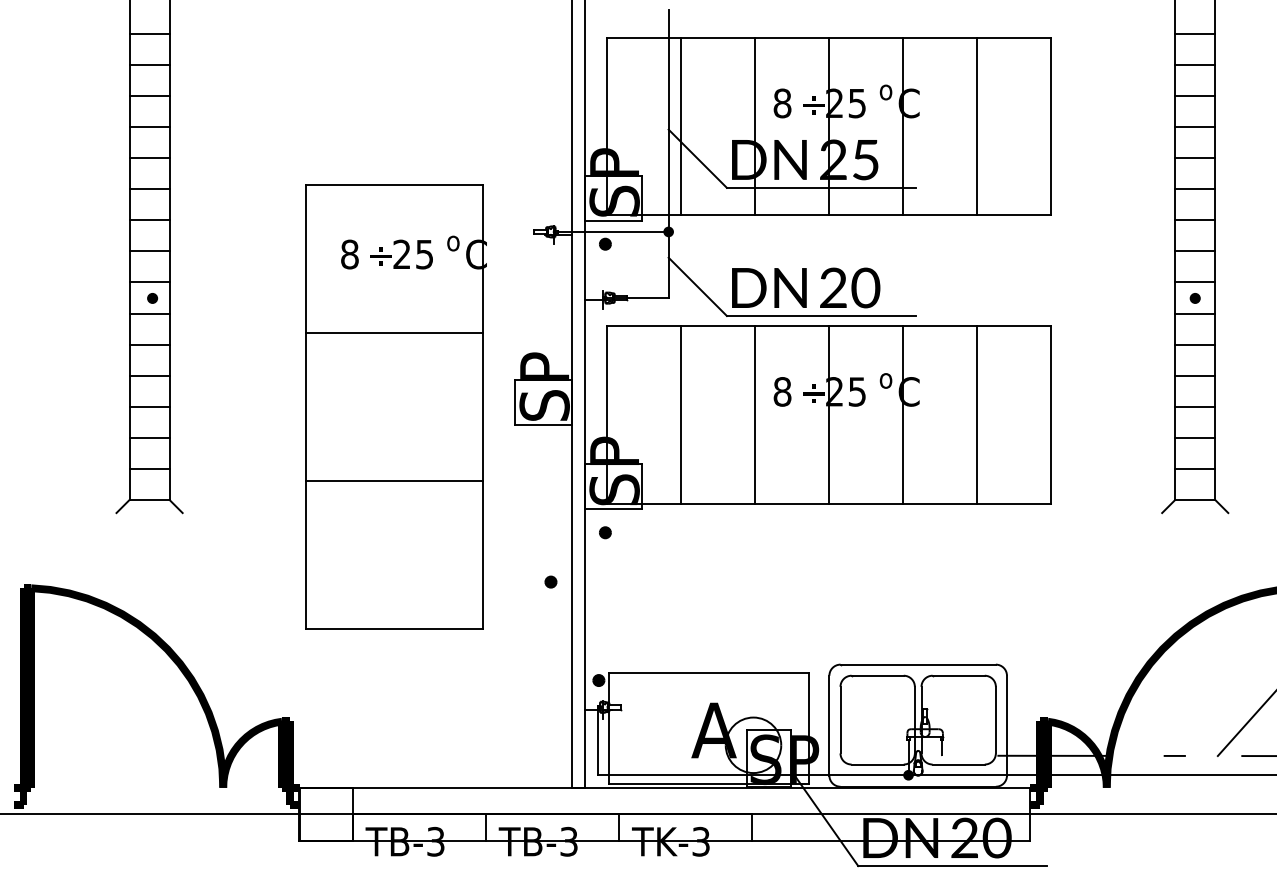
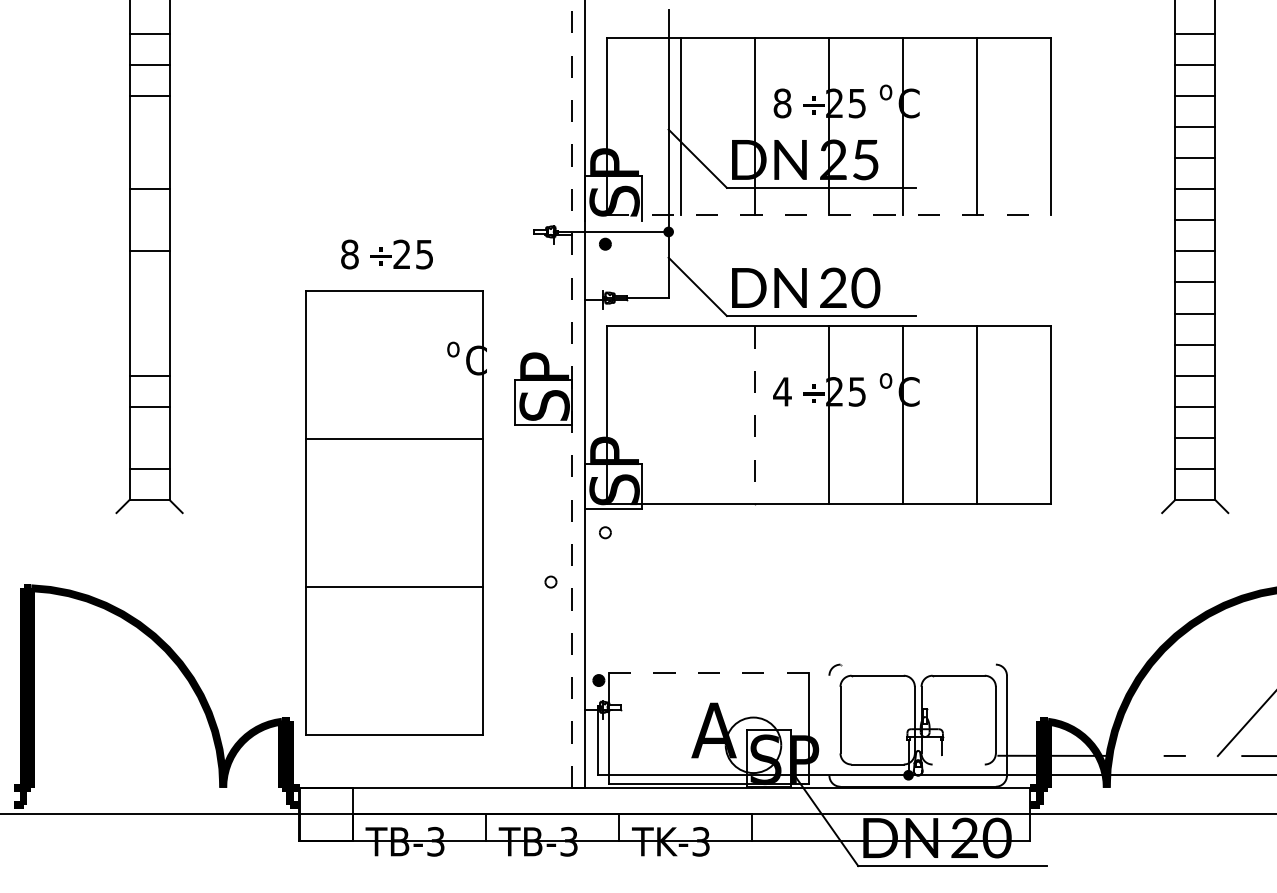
line: present -> none (149, 127)
line: present -> none (149, 158)
line: solid -> dashed (829, 215)
line: present -> none (149, 220)
line: present -> none (612, 220)
line: present -> none (149, 282)
fill: present -> none (152, 297)
fill: present -> none (1194, 297)
line: present -> none (149, 313)
line: present -> none (149, 344)
text: 8 -> 4 (782, 391)
line: solid -> dashed (571, 393)
part position: (395, 406) -> (395, 512) (395, 512)
line: present -> none (681, 414)
line: solid -> dashed (755, 415)
line: present -> none (149, 437)
fill: present -> none (604, 532)
fill: present -> none (550, 581)
line: present -> none (917, 664)
line: solid -> dashed (708, 672)
line: present -> none (829, 725)
line: present -> none (958, 764)
